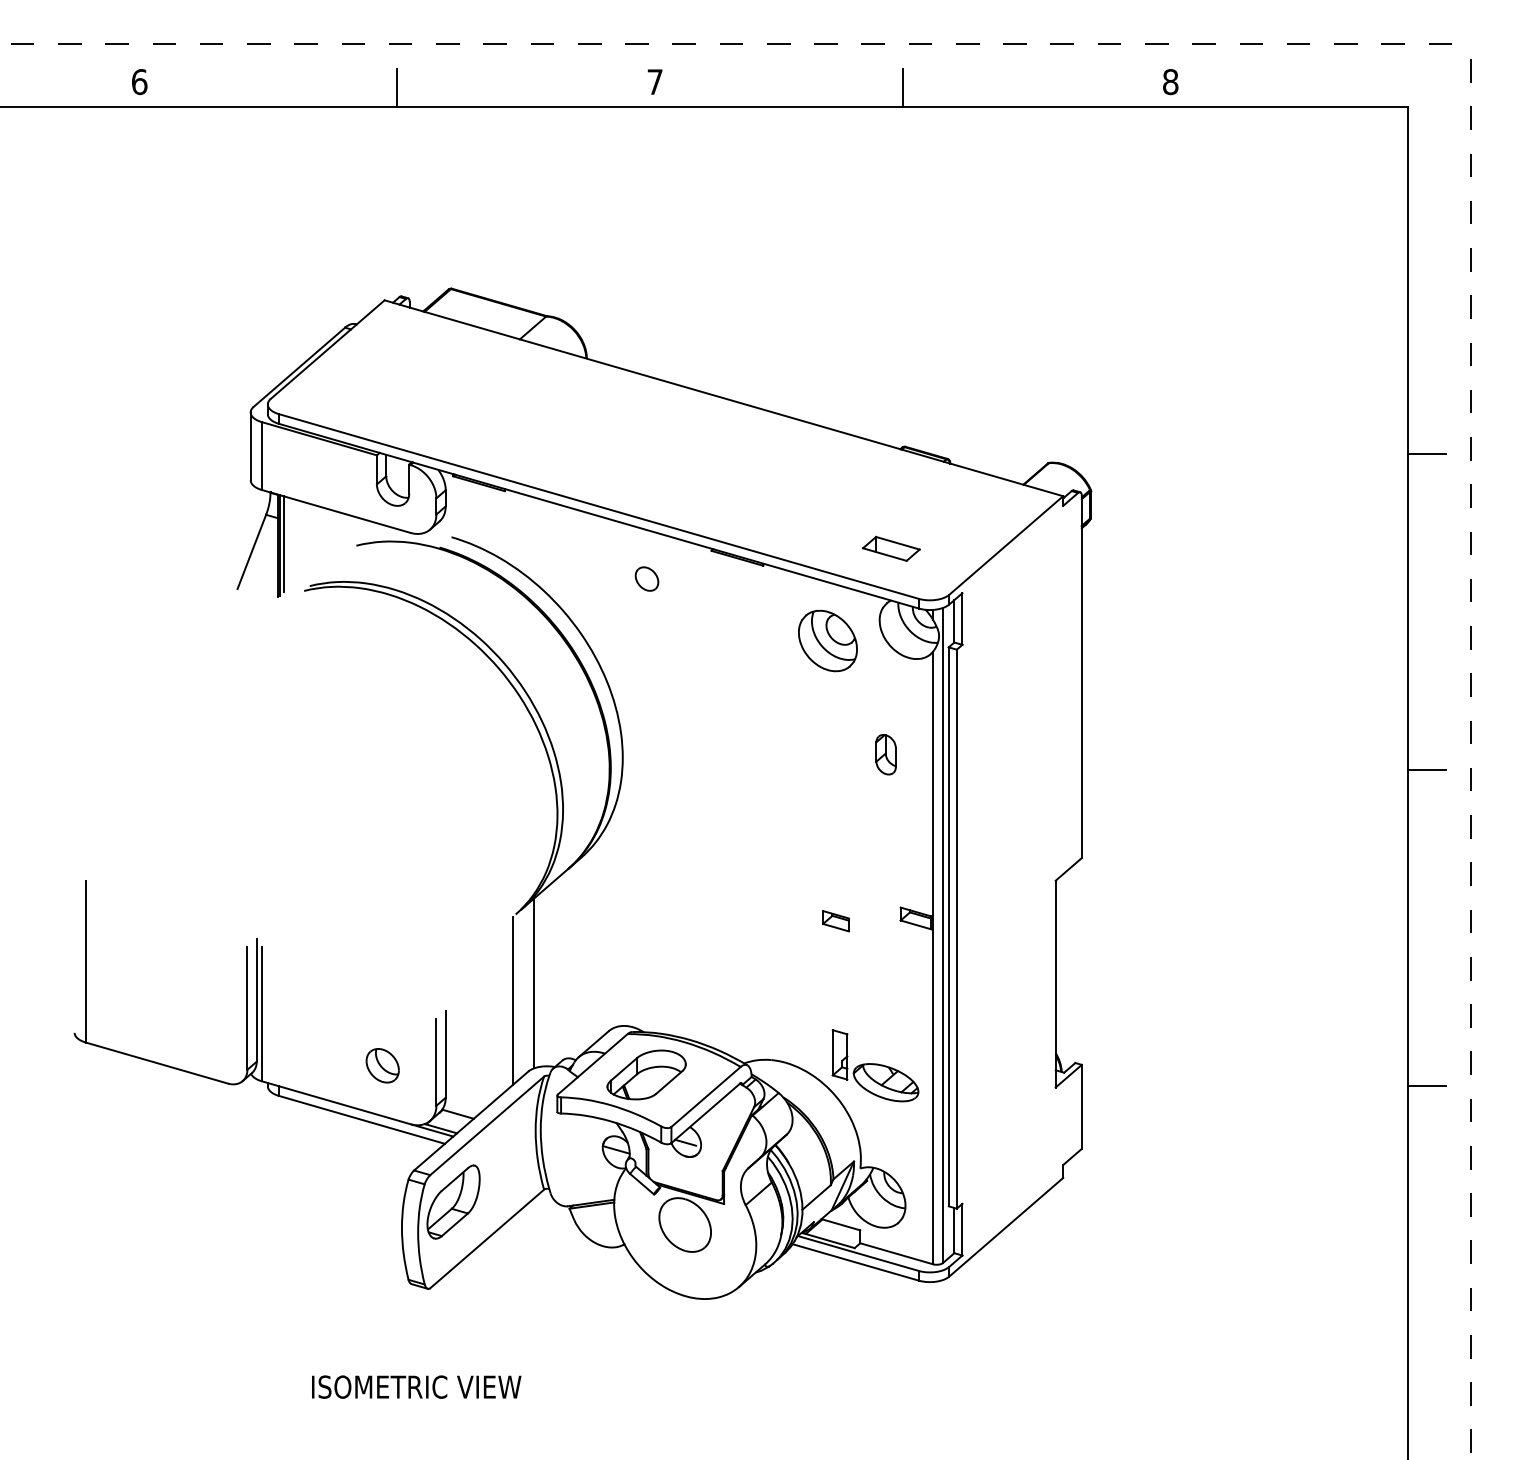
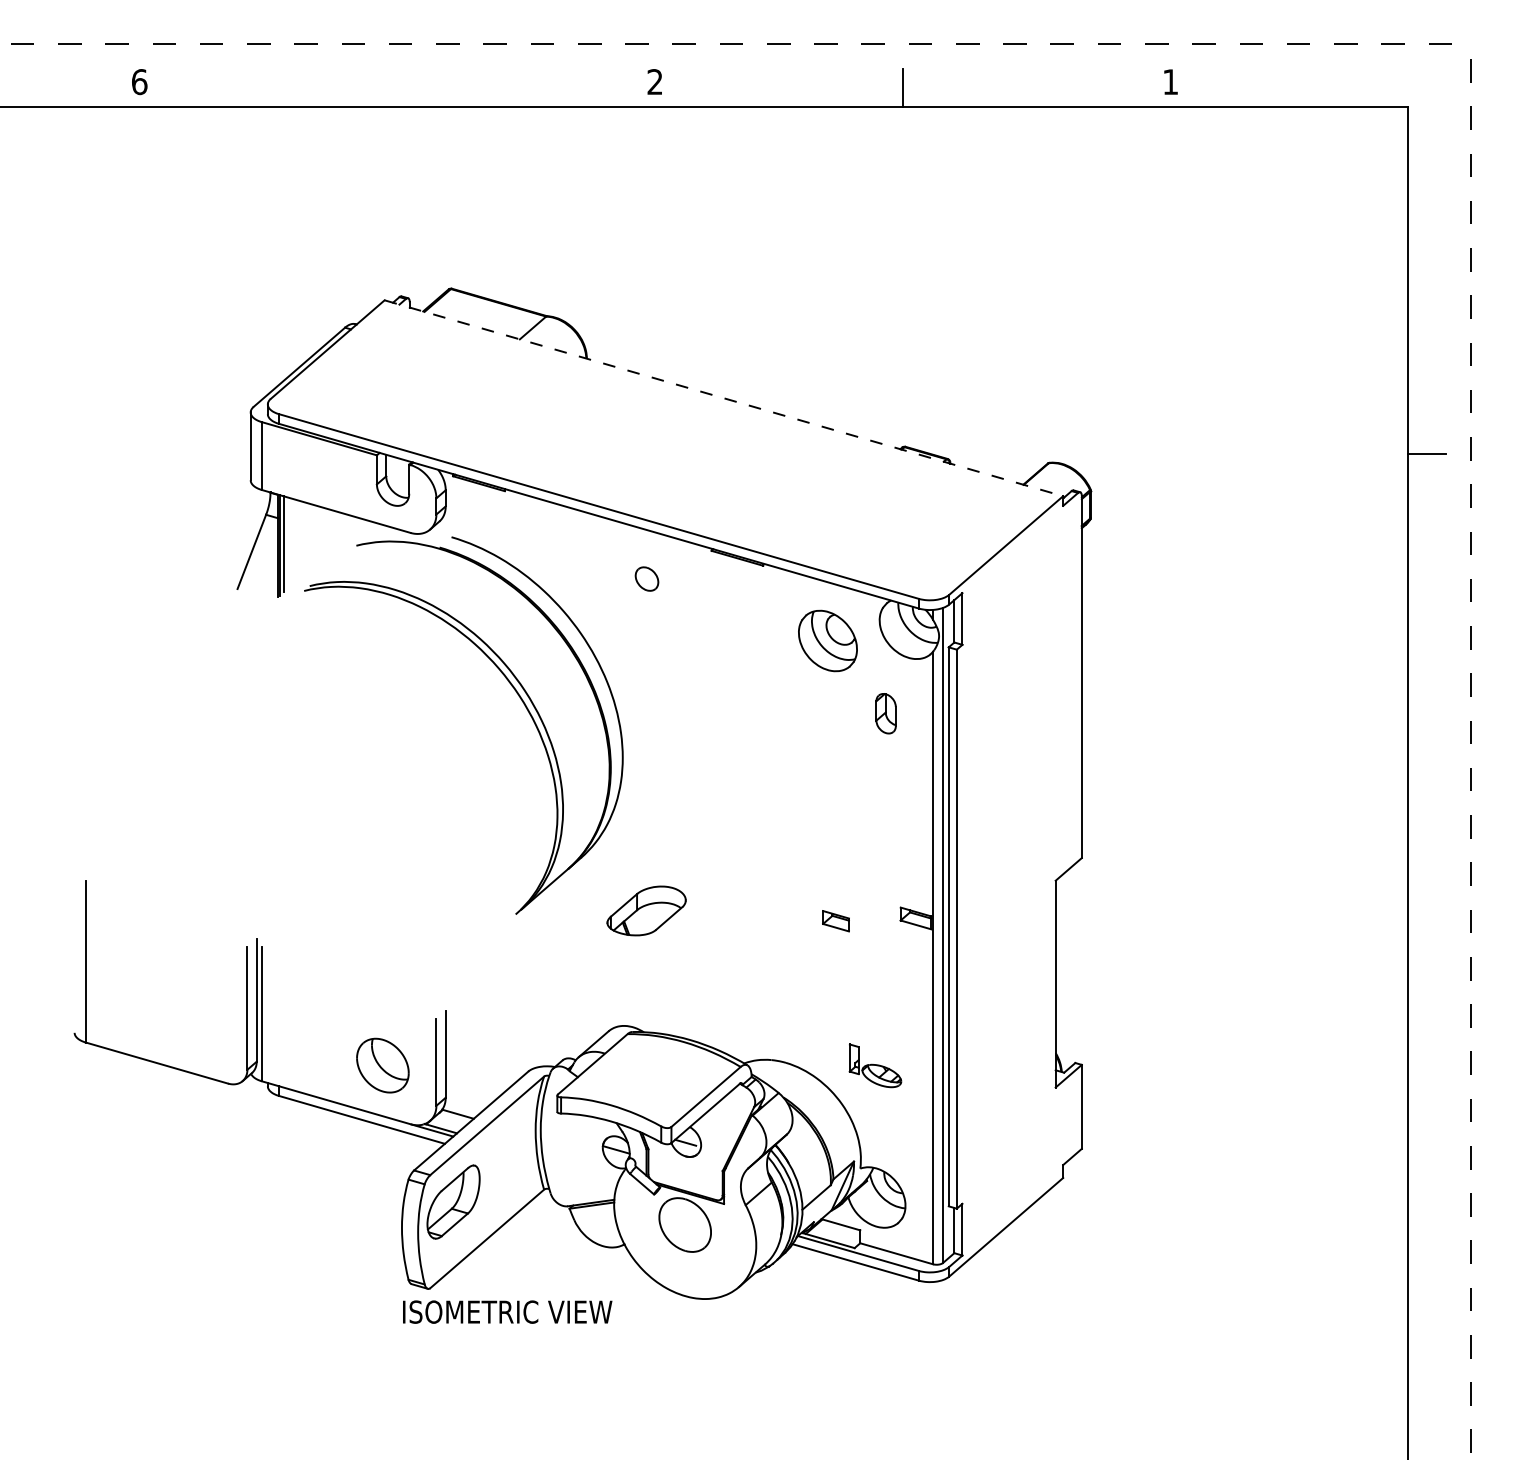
text: 7 -> 2 (654, 81)
text: 8 -> 1 (1170, 82)
line: present -> none (397, 87)
line: solid -> dashed (724, 398)
part: present -> none (890, 548)
part position: (885, 754) -> (885, 713) (885, 713)
line: present -> none (1427, 770)
line: present -> none (534, 983)
line: present -> none (512, 1000)
part size: 35x36 px -> 54x57 px (382, 1065)
part size: 89x74 px -> 55x46 px (875, 1065)
part position: (646, 1074) -> (646, 910) (646, 910)
line: present -> none (1427, 1086)
text position: (416, 1386) -> (507, 1311) (507, 1311)
